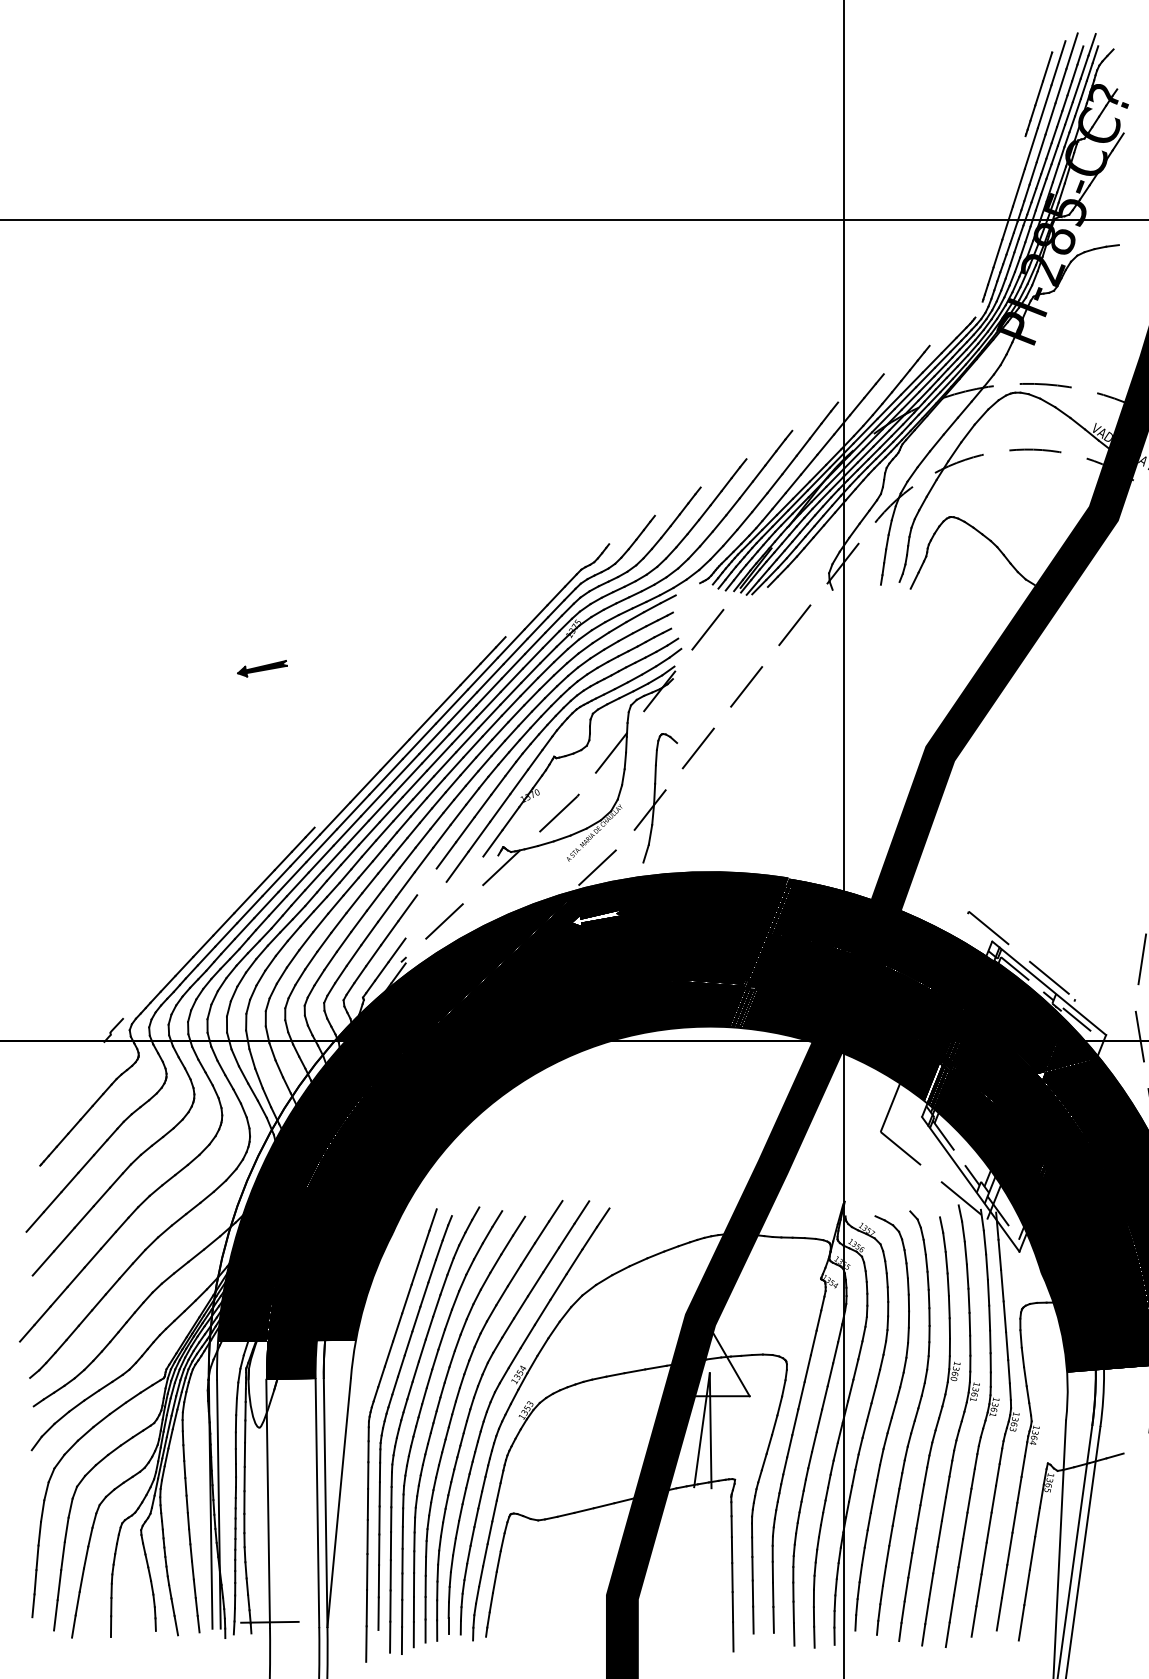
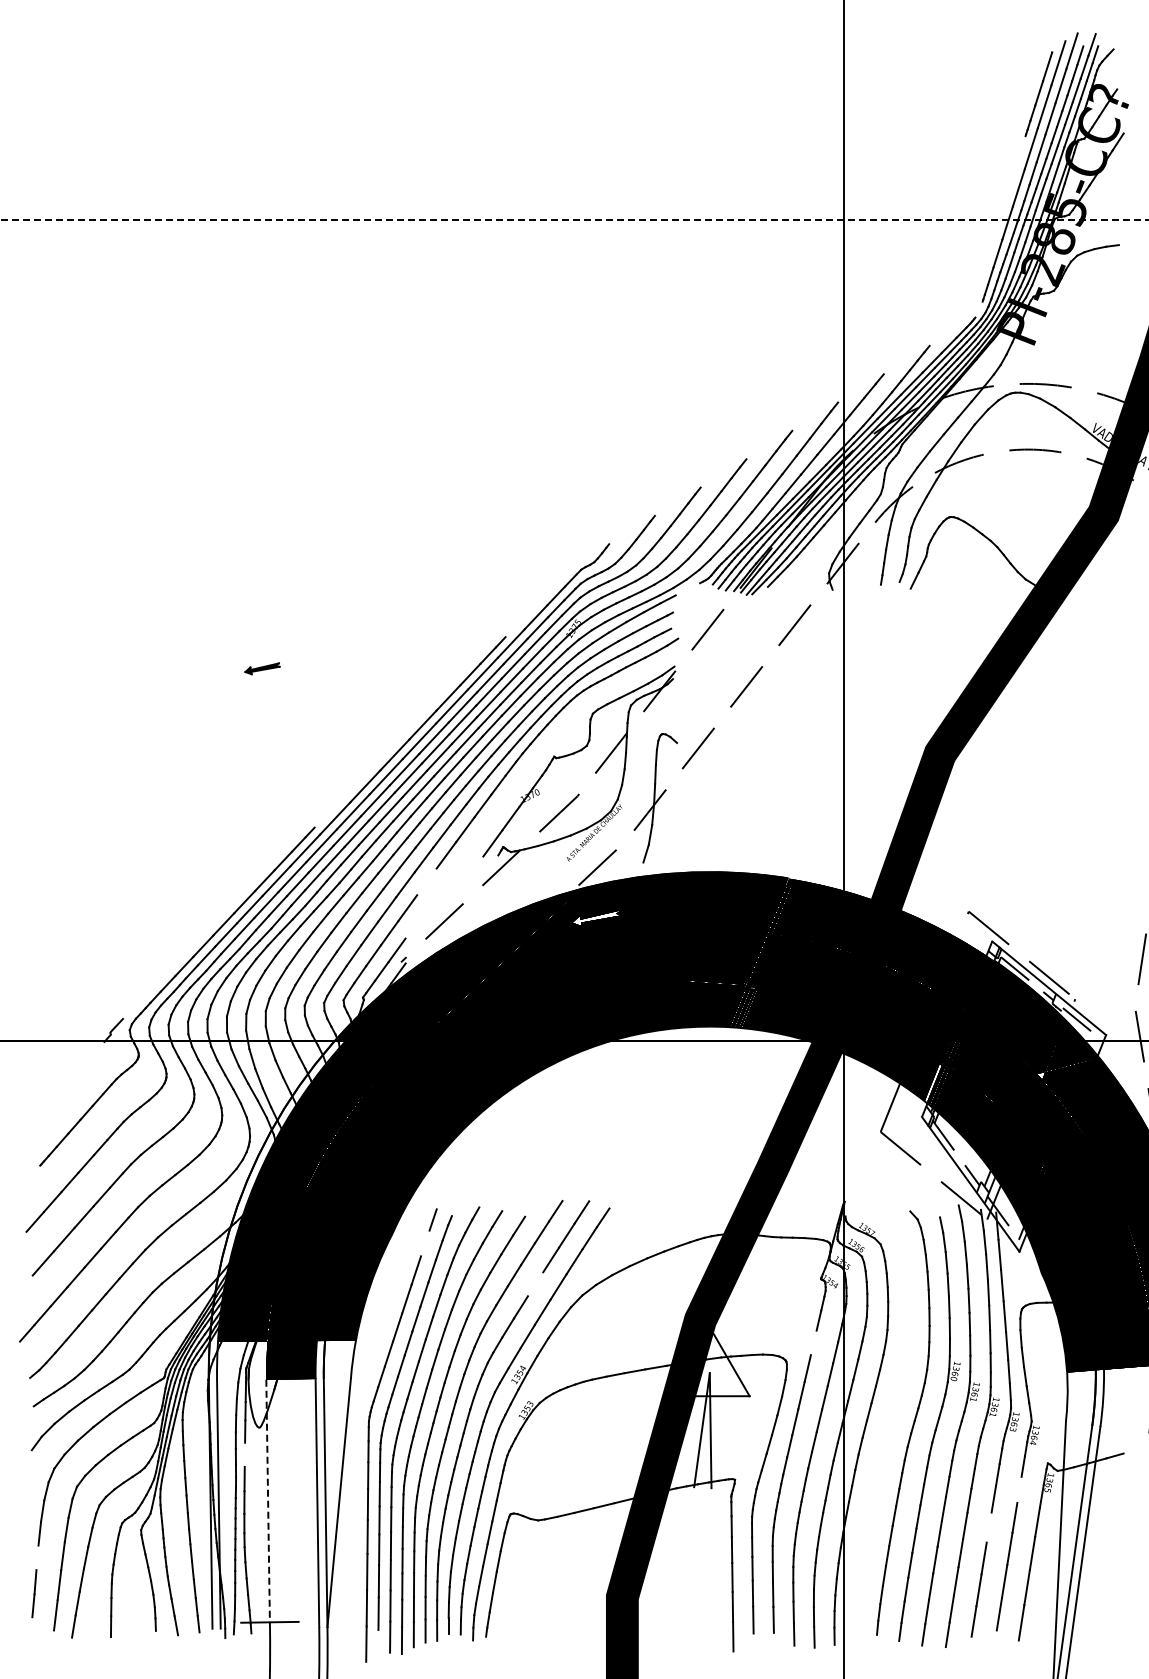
line: solid -> dashed (575, 219)
part size: 51x18 px -> 37x14 px (262, 668)
part: present -> none (543, 750)
line: present -> none (425, 1243)
line: present -> none (535, 1284)
line: present -> none (813, 1342)
part: present -> none (888, 1425)
line: present -> none (244, 1454)
line: present -> none (1019, 1489)
line: solid -> dashed (268, 1504)
line: present -> none (988, 1527)
line: present -> none (37, 1557)
